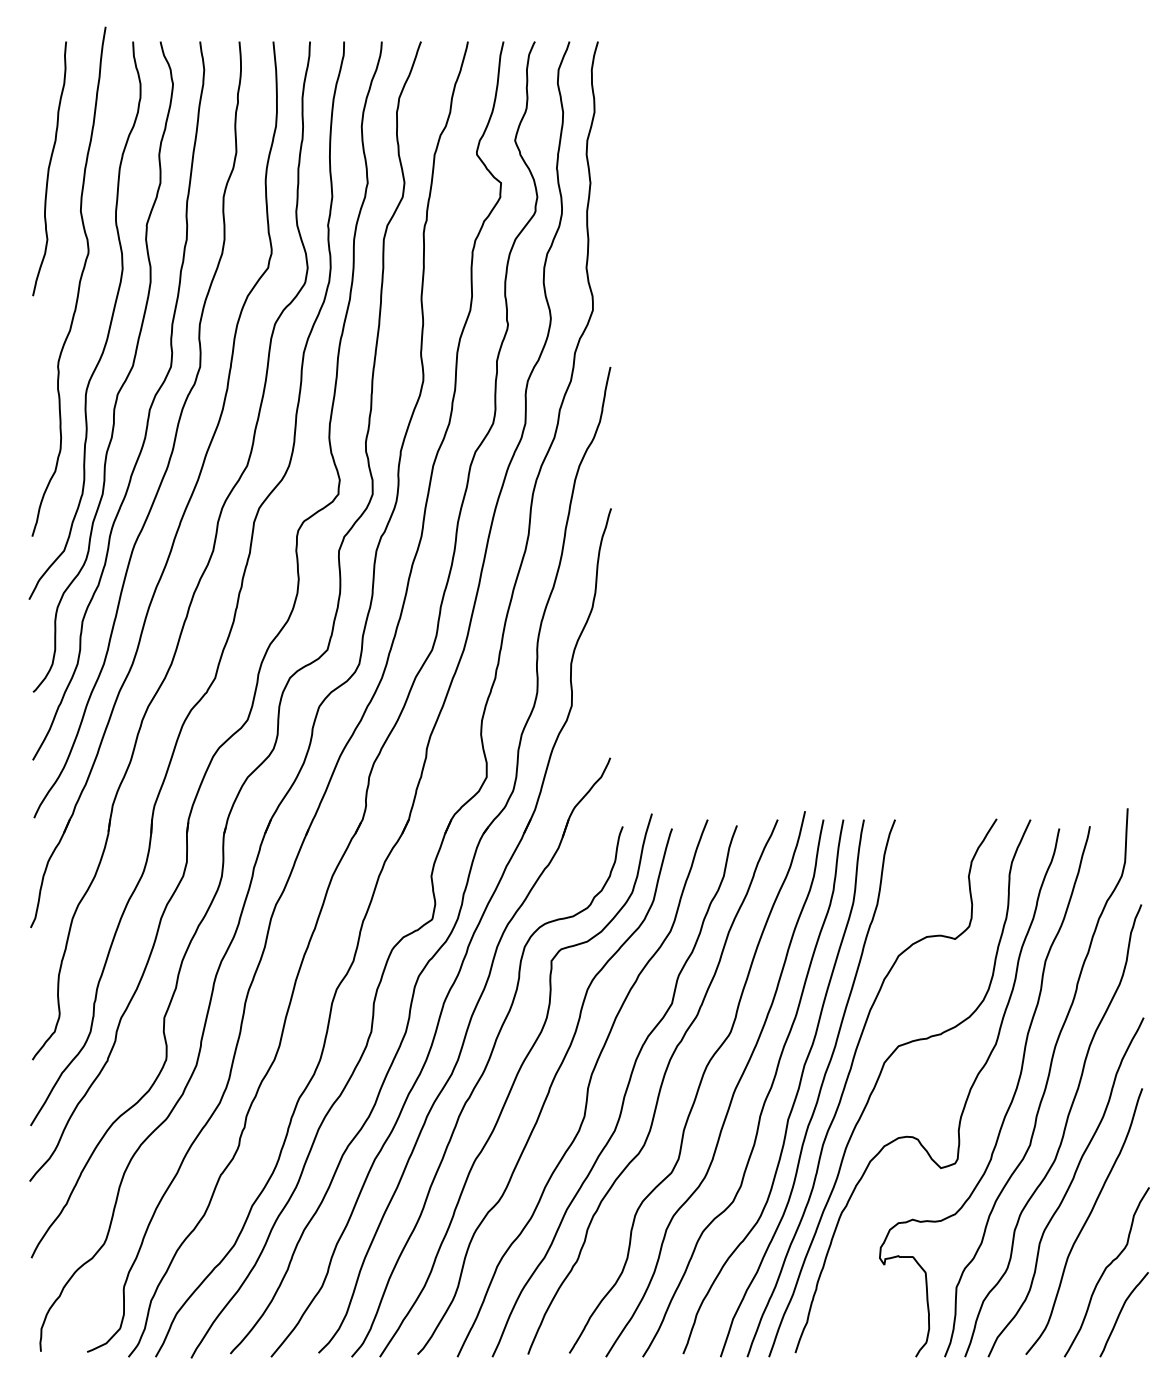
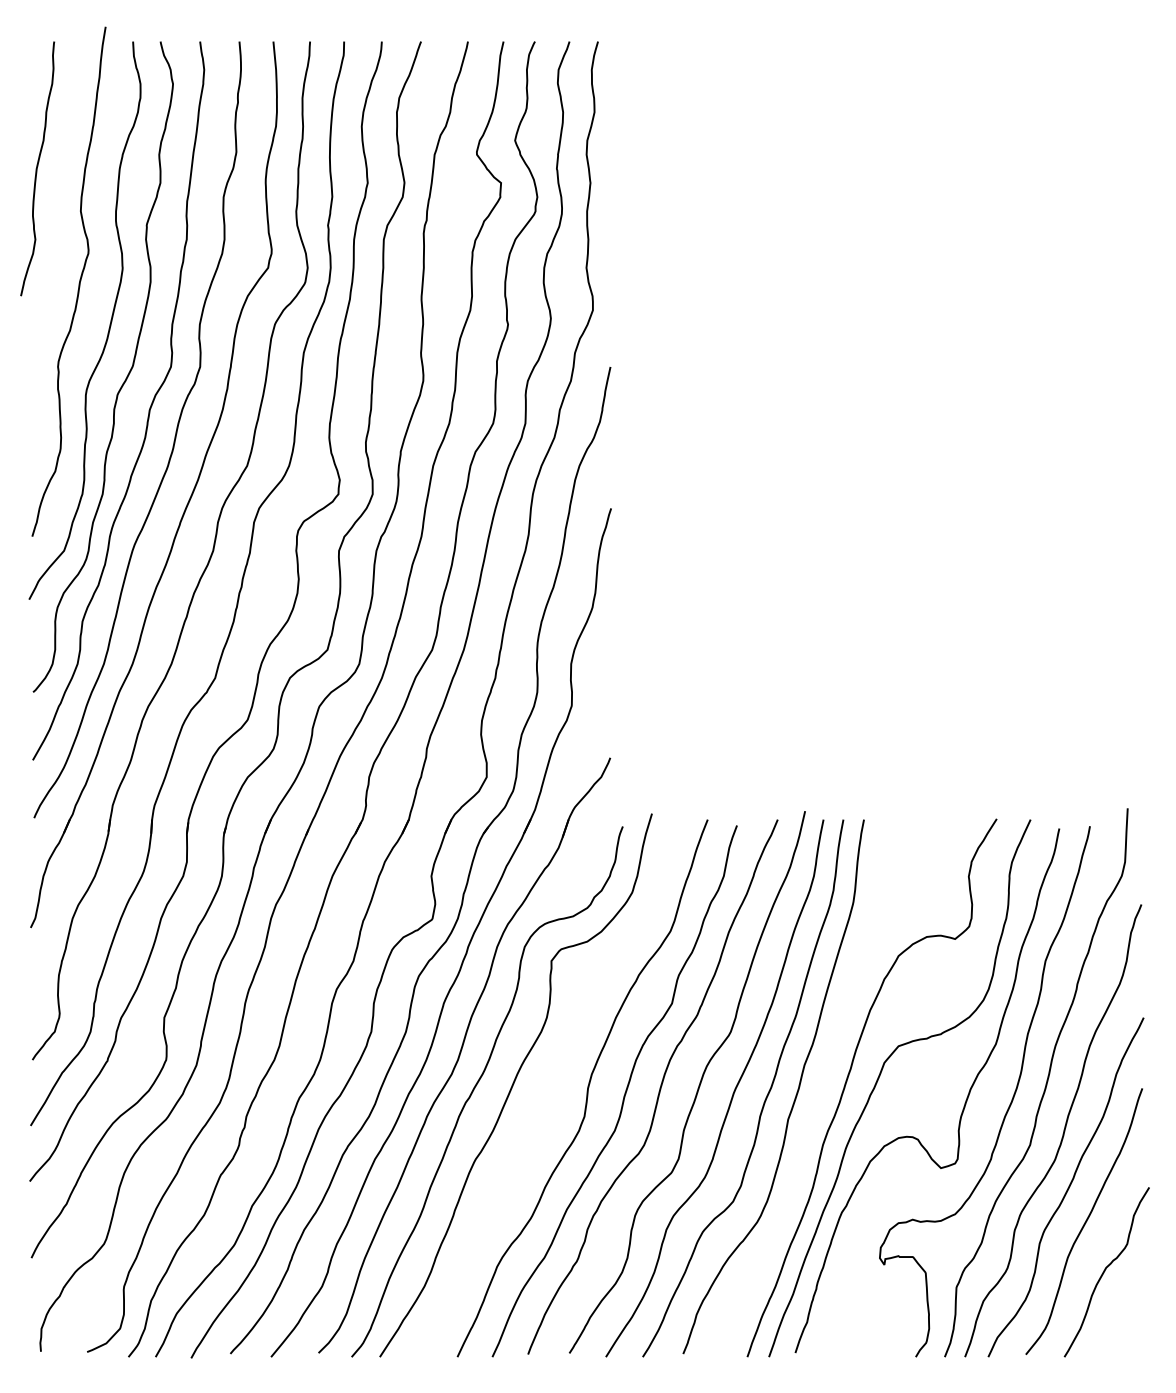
curve position: (49, 168) -> (37, 168) (37, 168)
curve: present -> none (547, 1092)
curve: present -> none (818, 1092)
curve: present -> none (1121, 1312)
